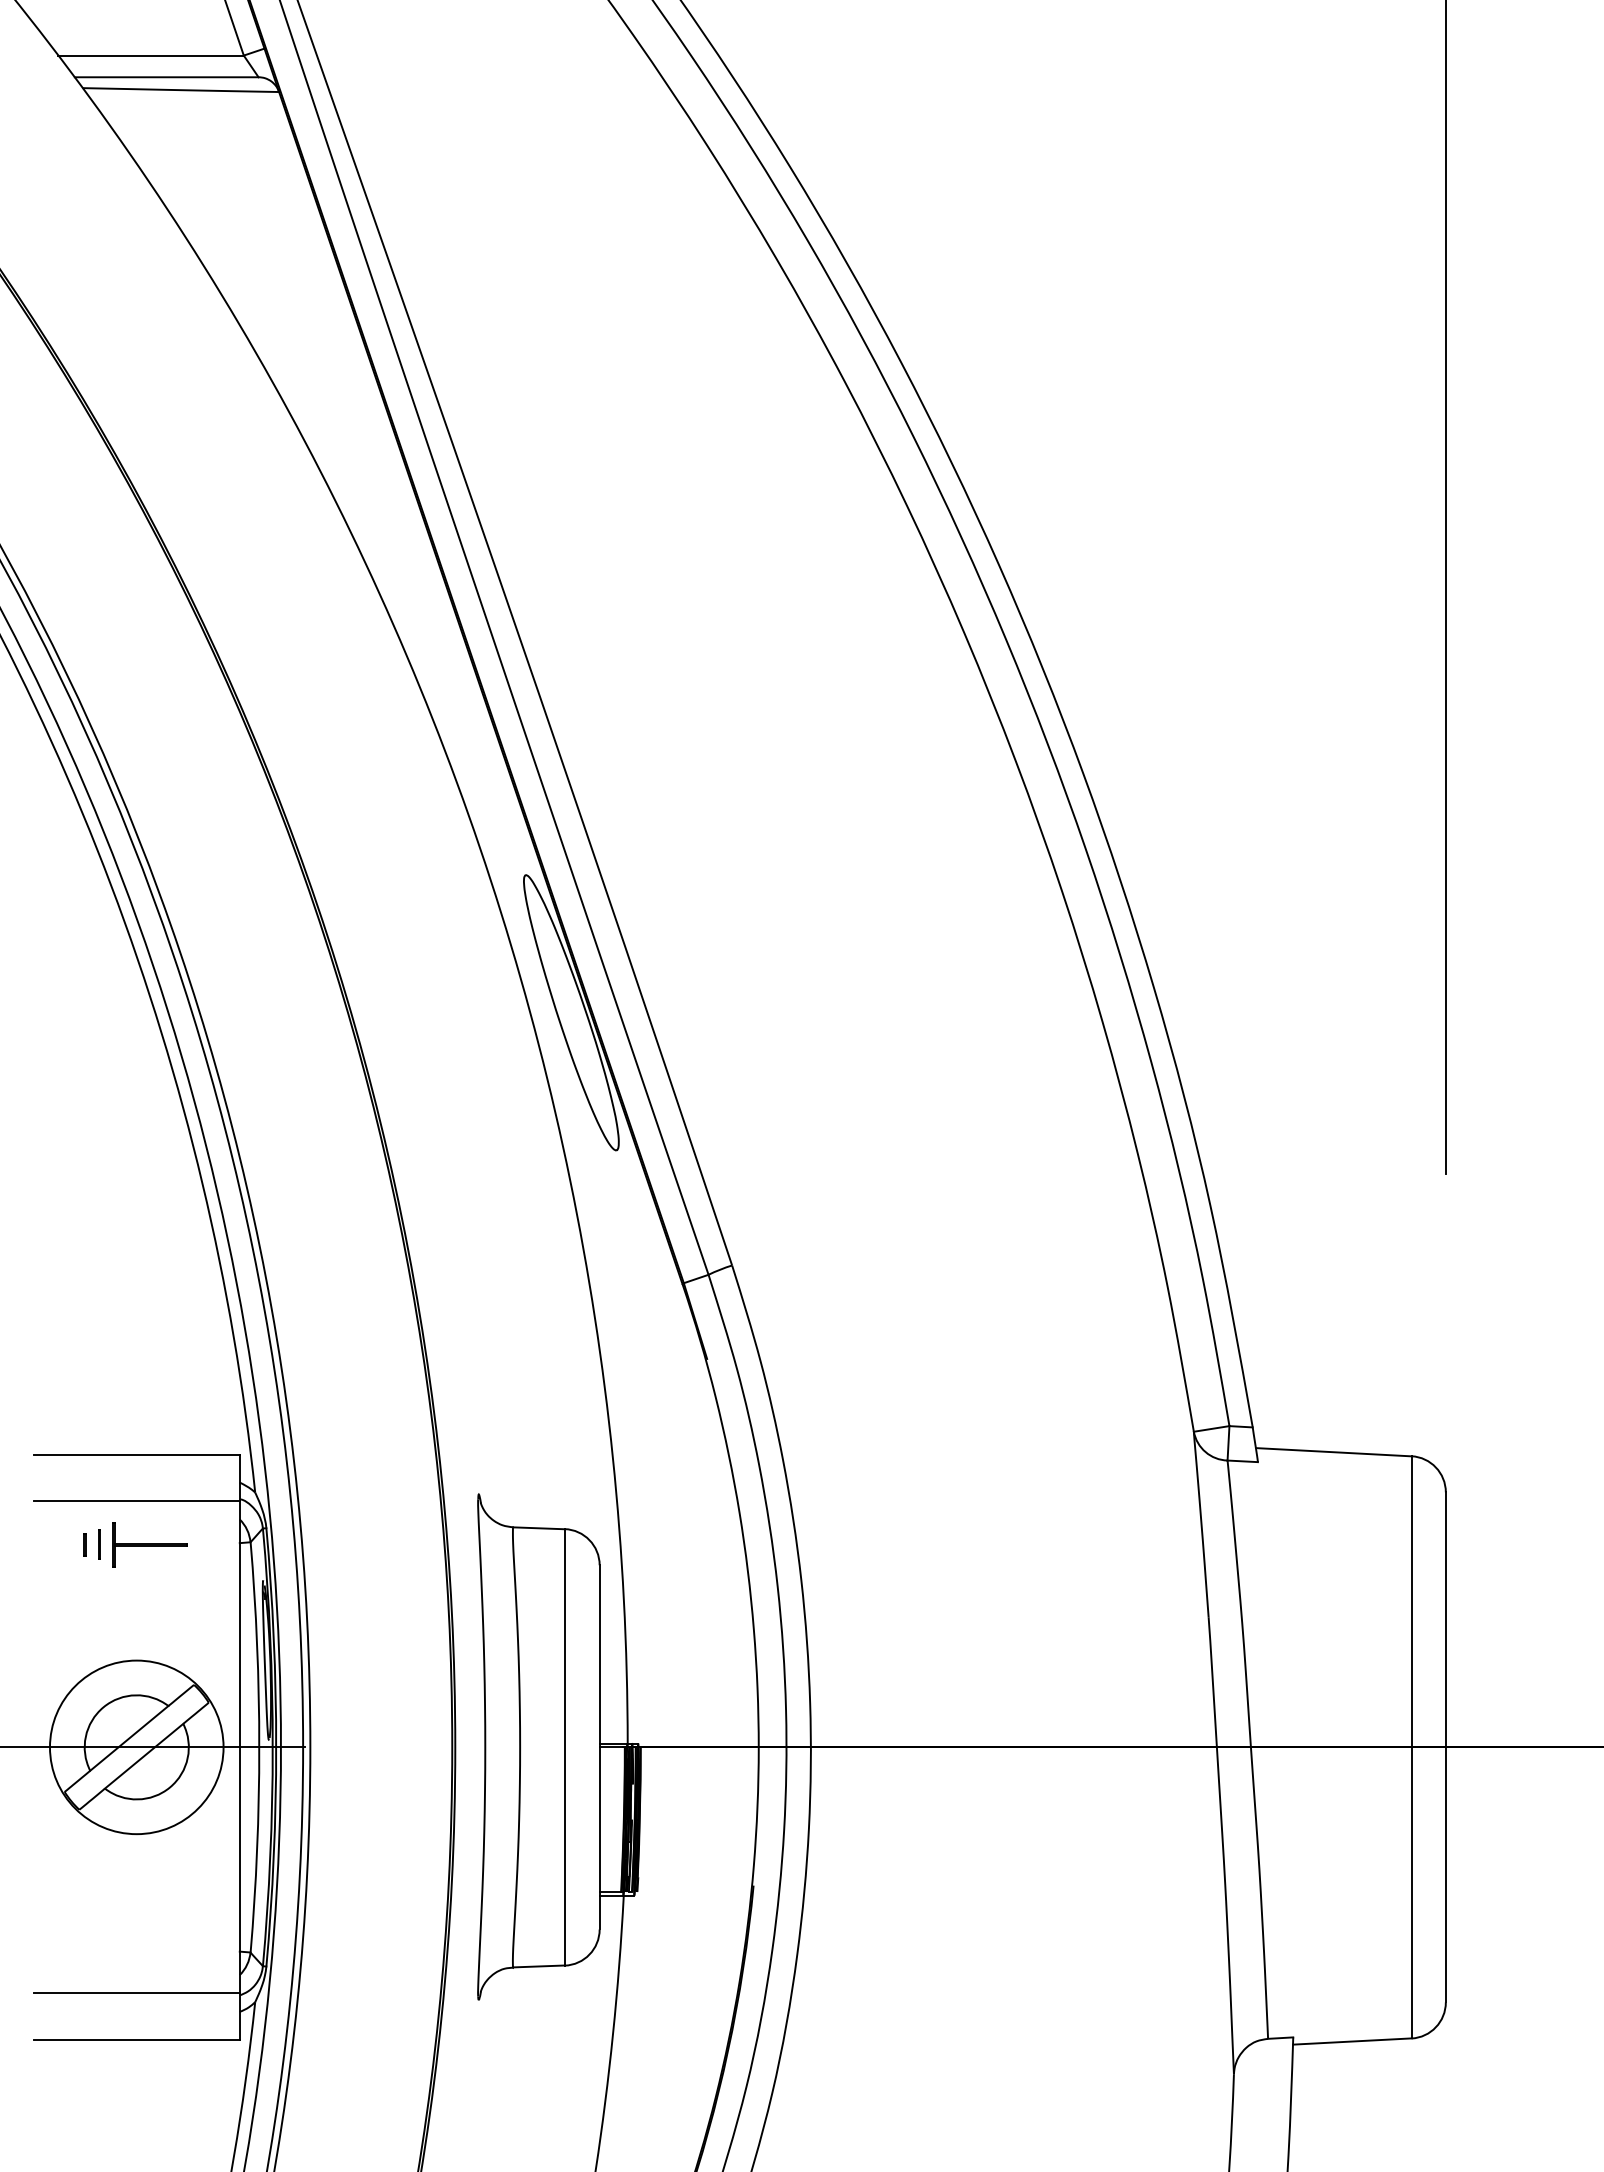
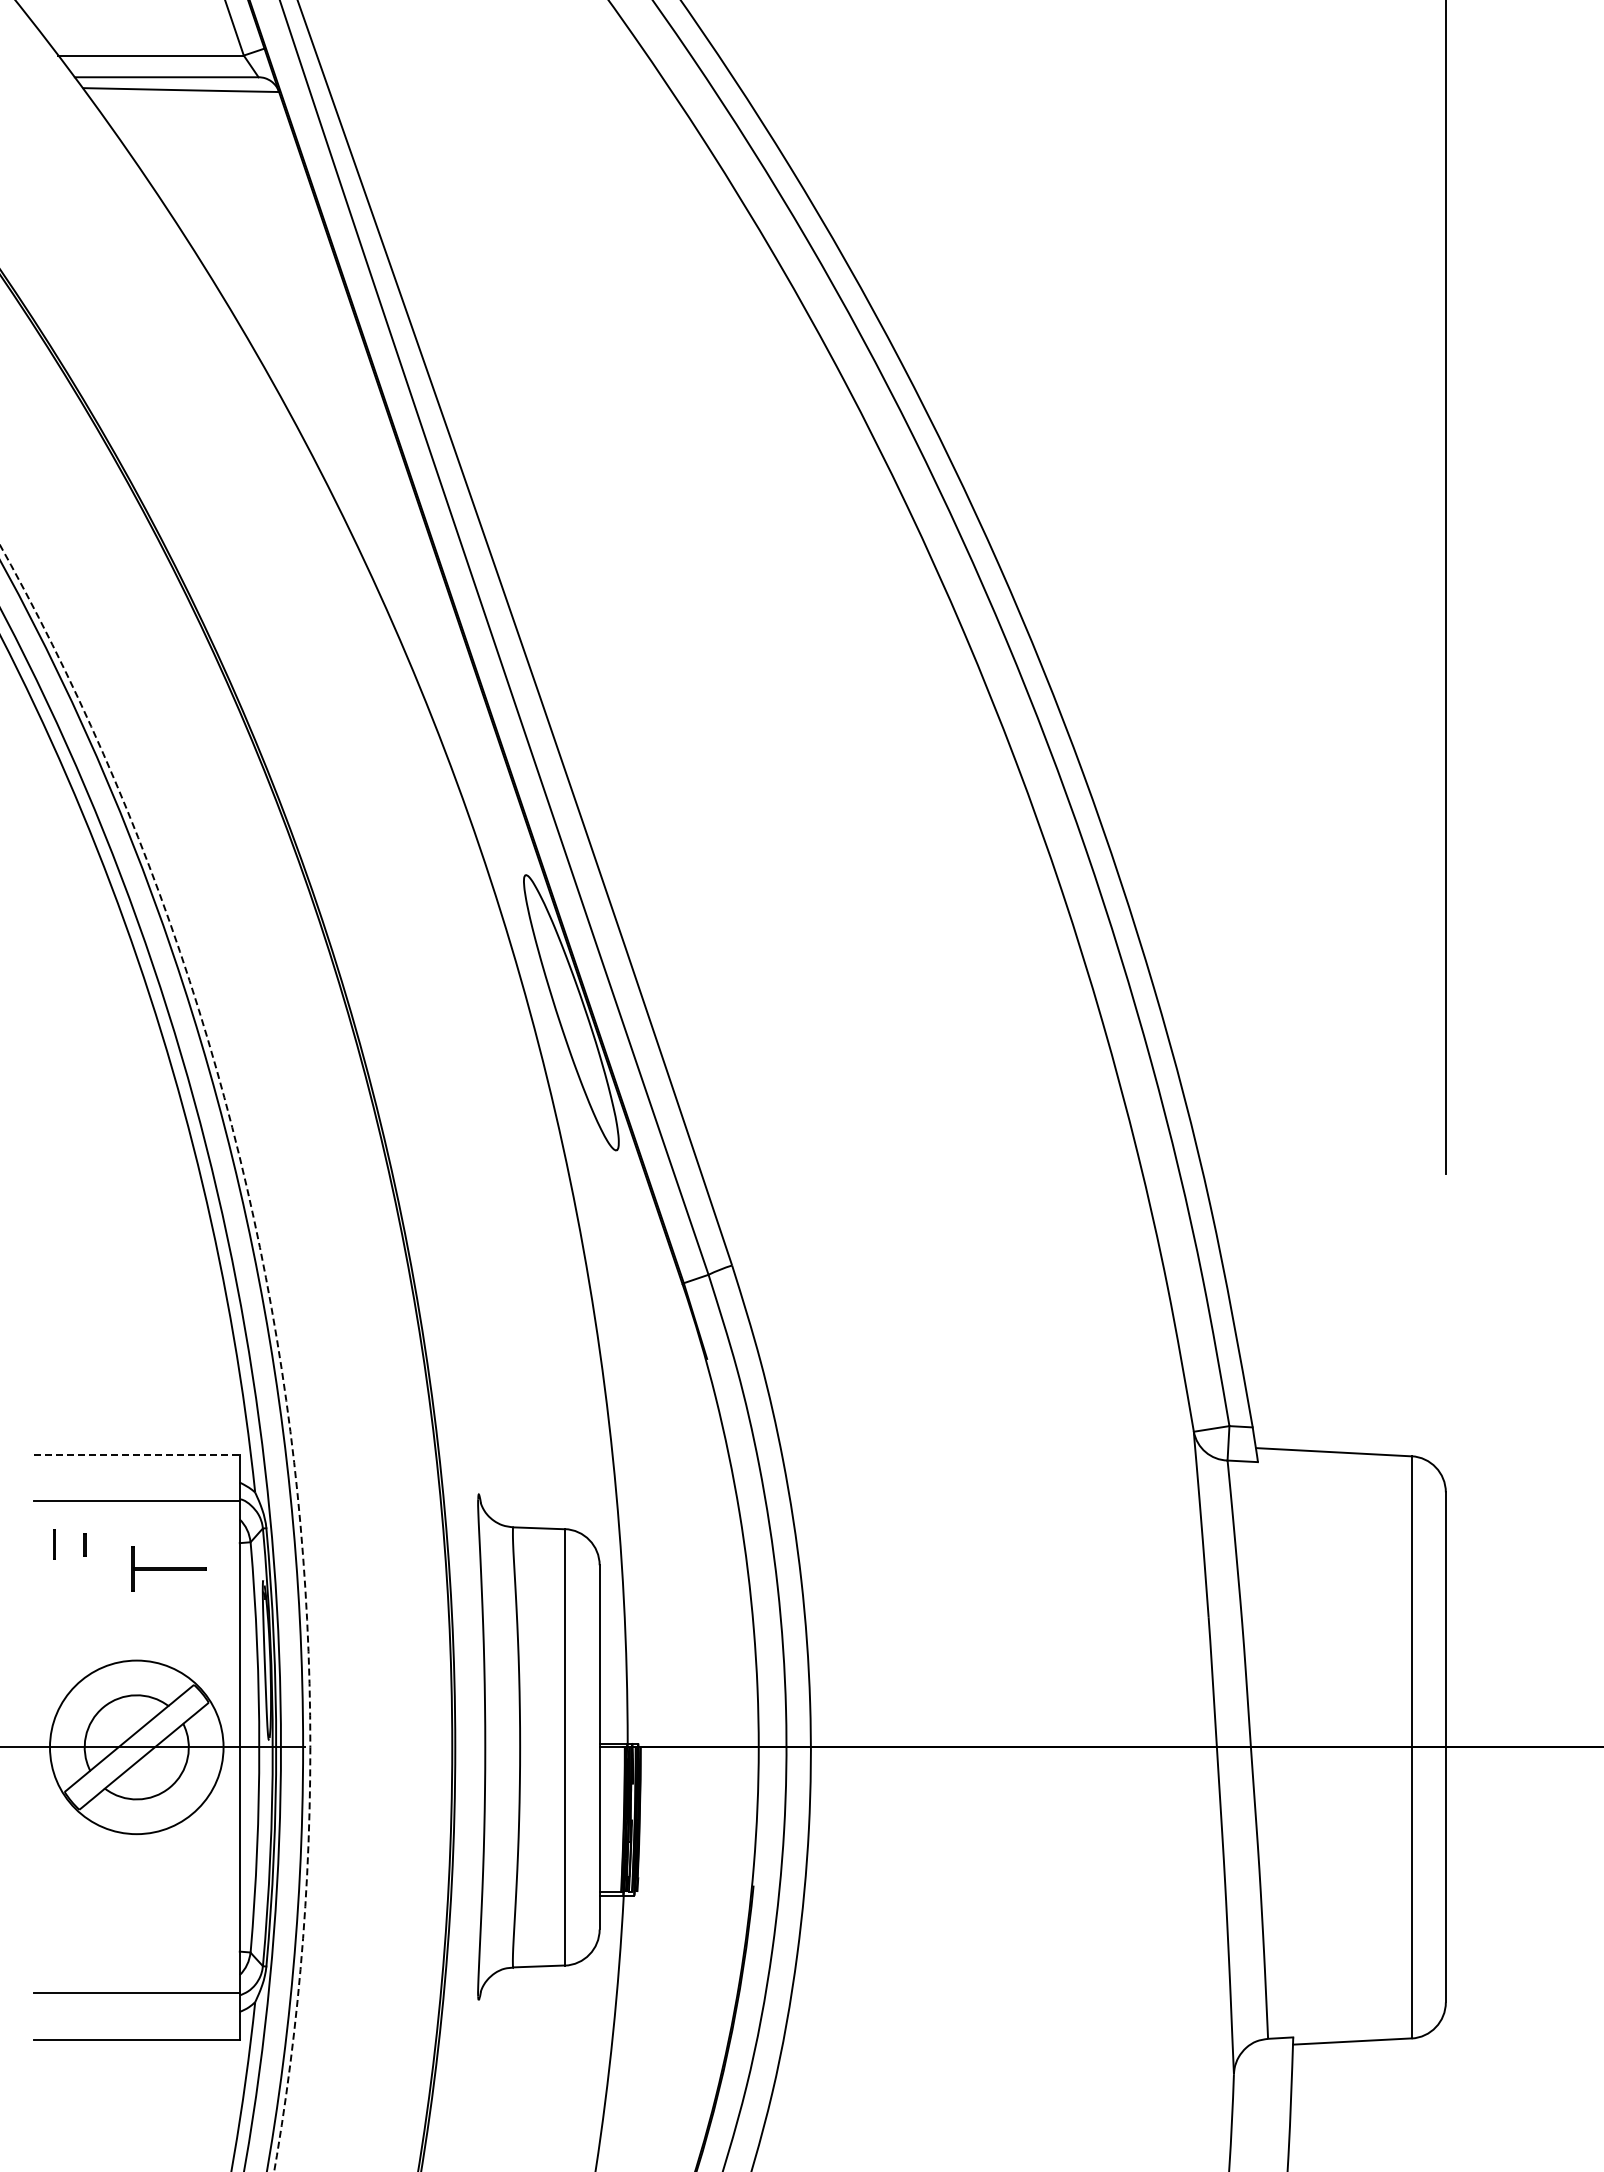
circle: solid -> dashed (155, 1358)
line: solid -> dashed (137, 1455)
line position: (99, 1544) -> (54, 1544) (54, 1544)
part position: (149, 1544) -> (168, 1568) (168, 1568)
